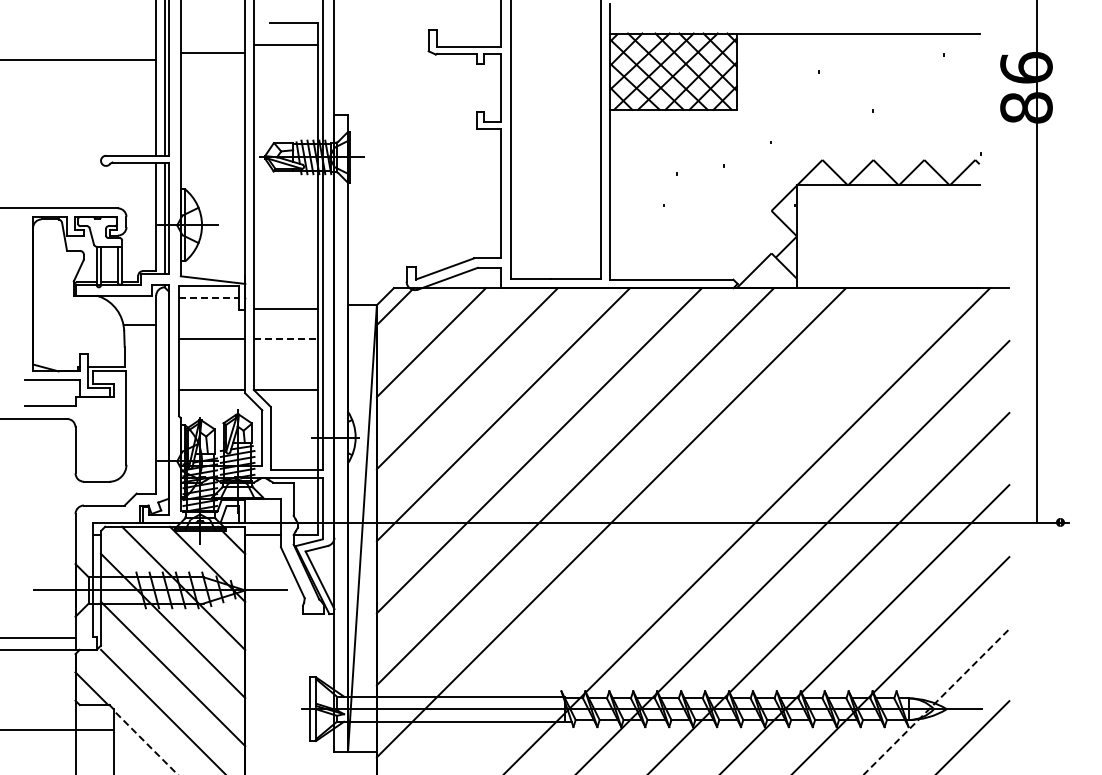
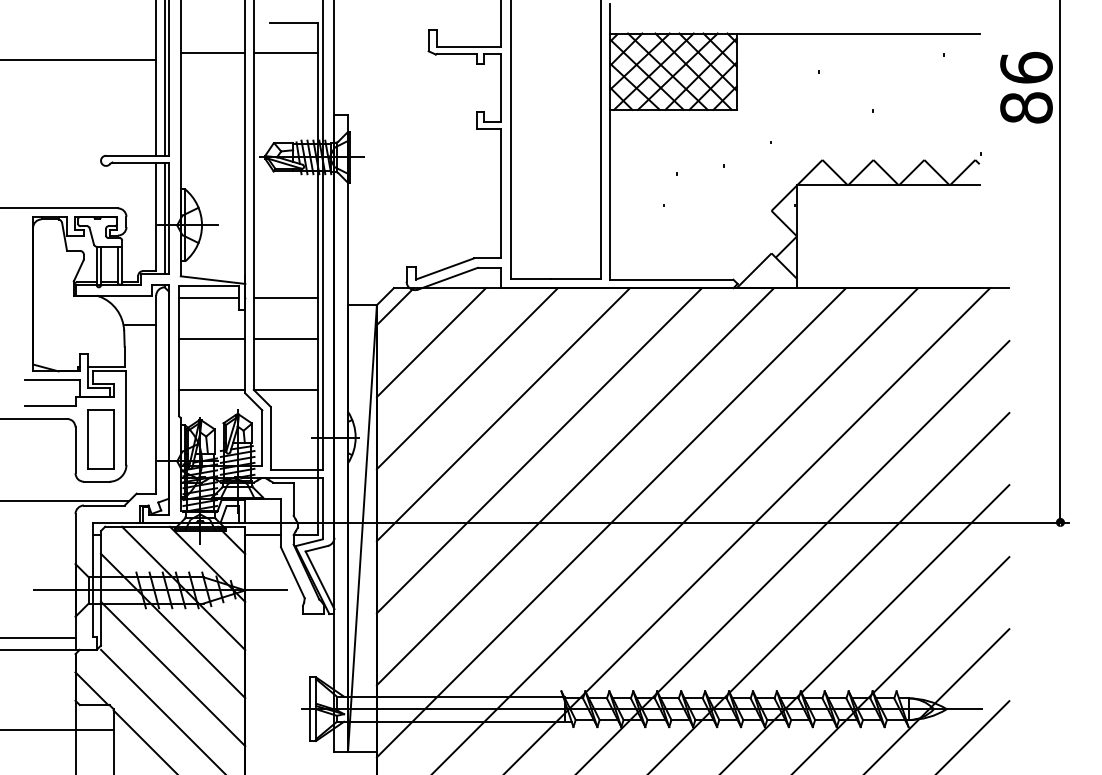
line position: (285, 45) -> (285, 53) (285, 53)
line position: (1037, 262) -> (1060, 262) (1060, 262)
line: dashed -> solid (208, 297)
line position: (285, 308) -> (285, 297) (285, 297)
line: dashed -> solid (286, 339)
part: none -> present (100, 439)
line: none -> present (65, 501)
line: none -> present (676, 529)
line: dashed -> solid (936, 701)
line: dashed -> solid (145, 742)
